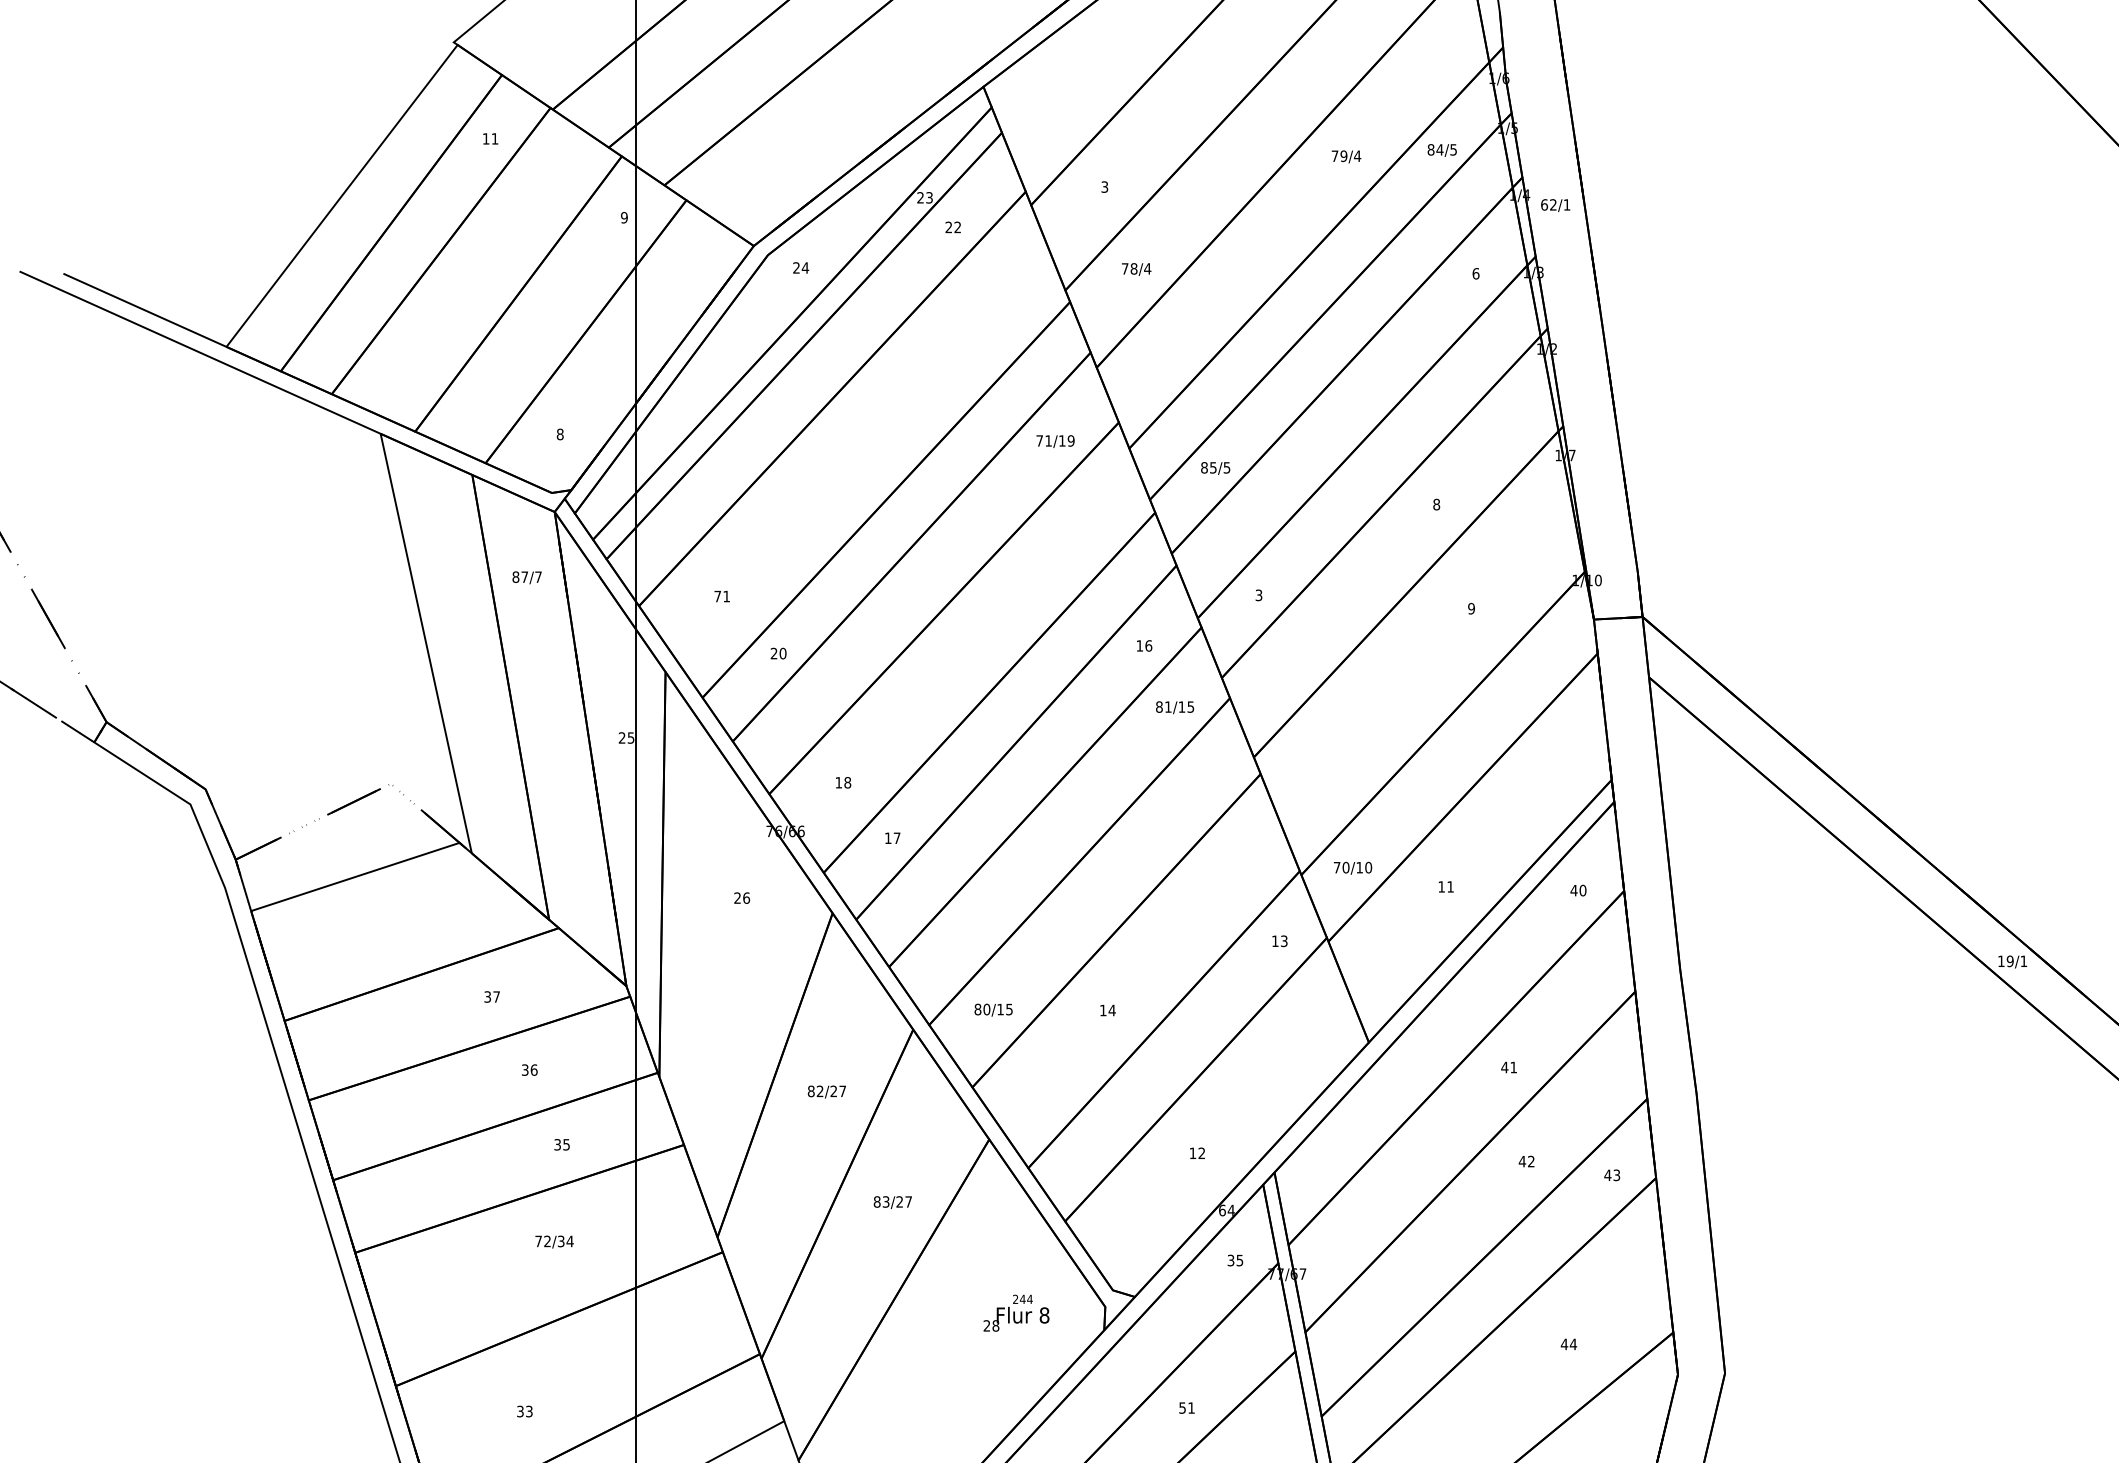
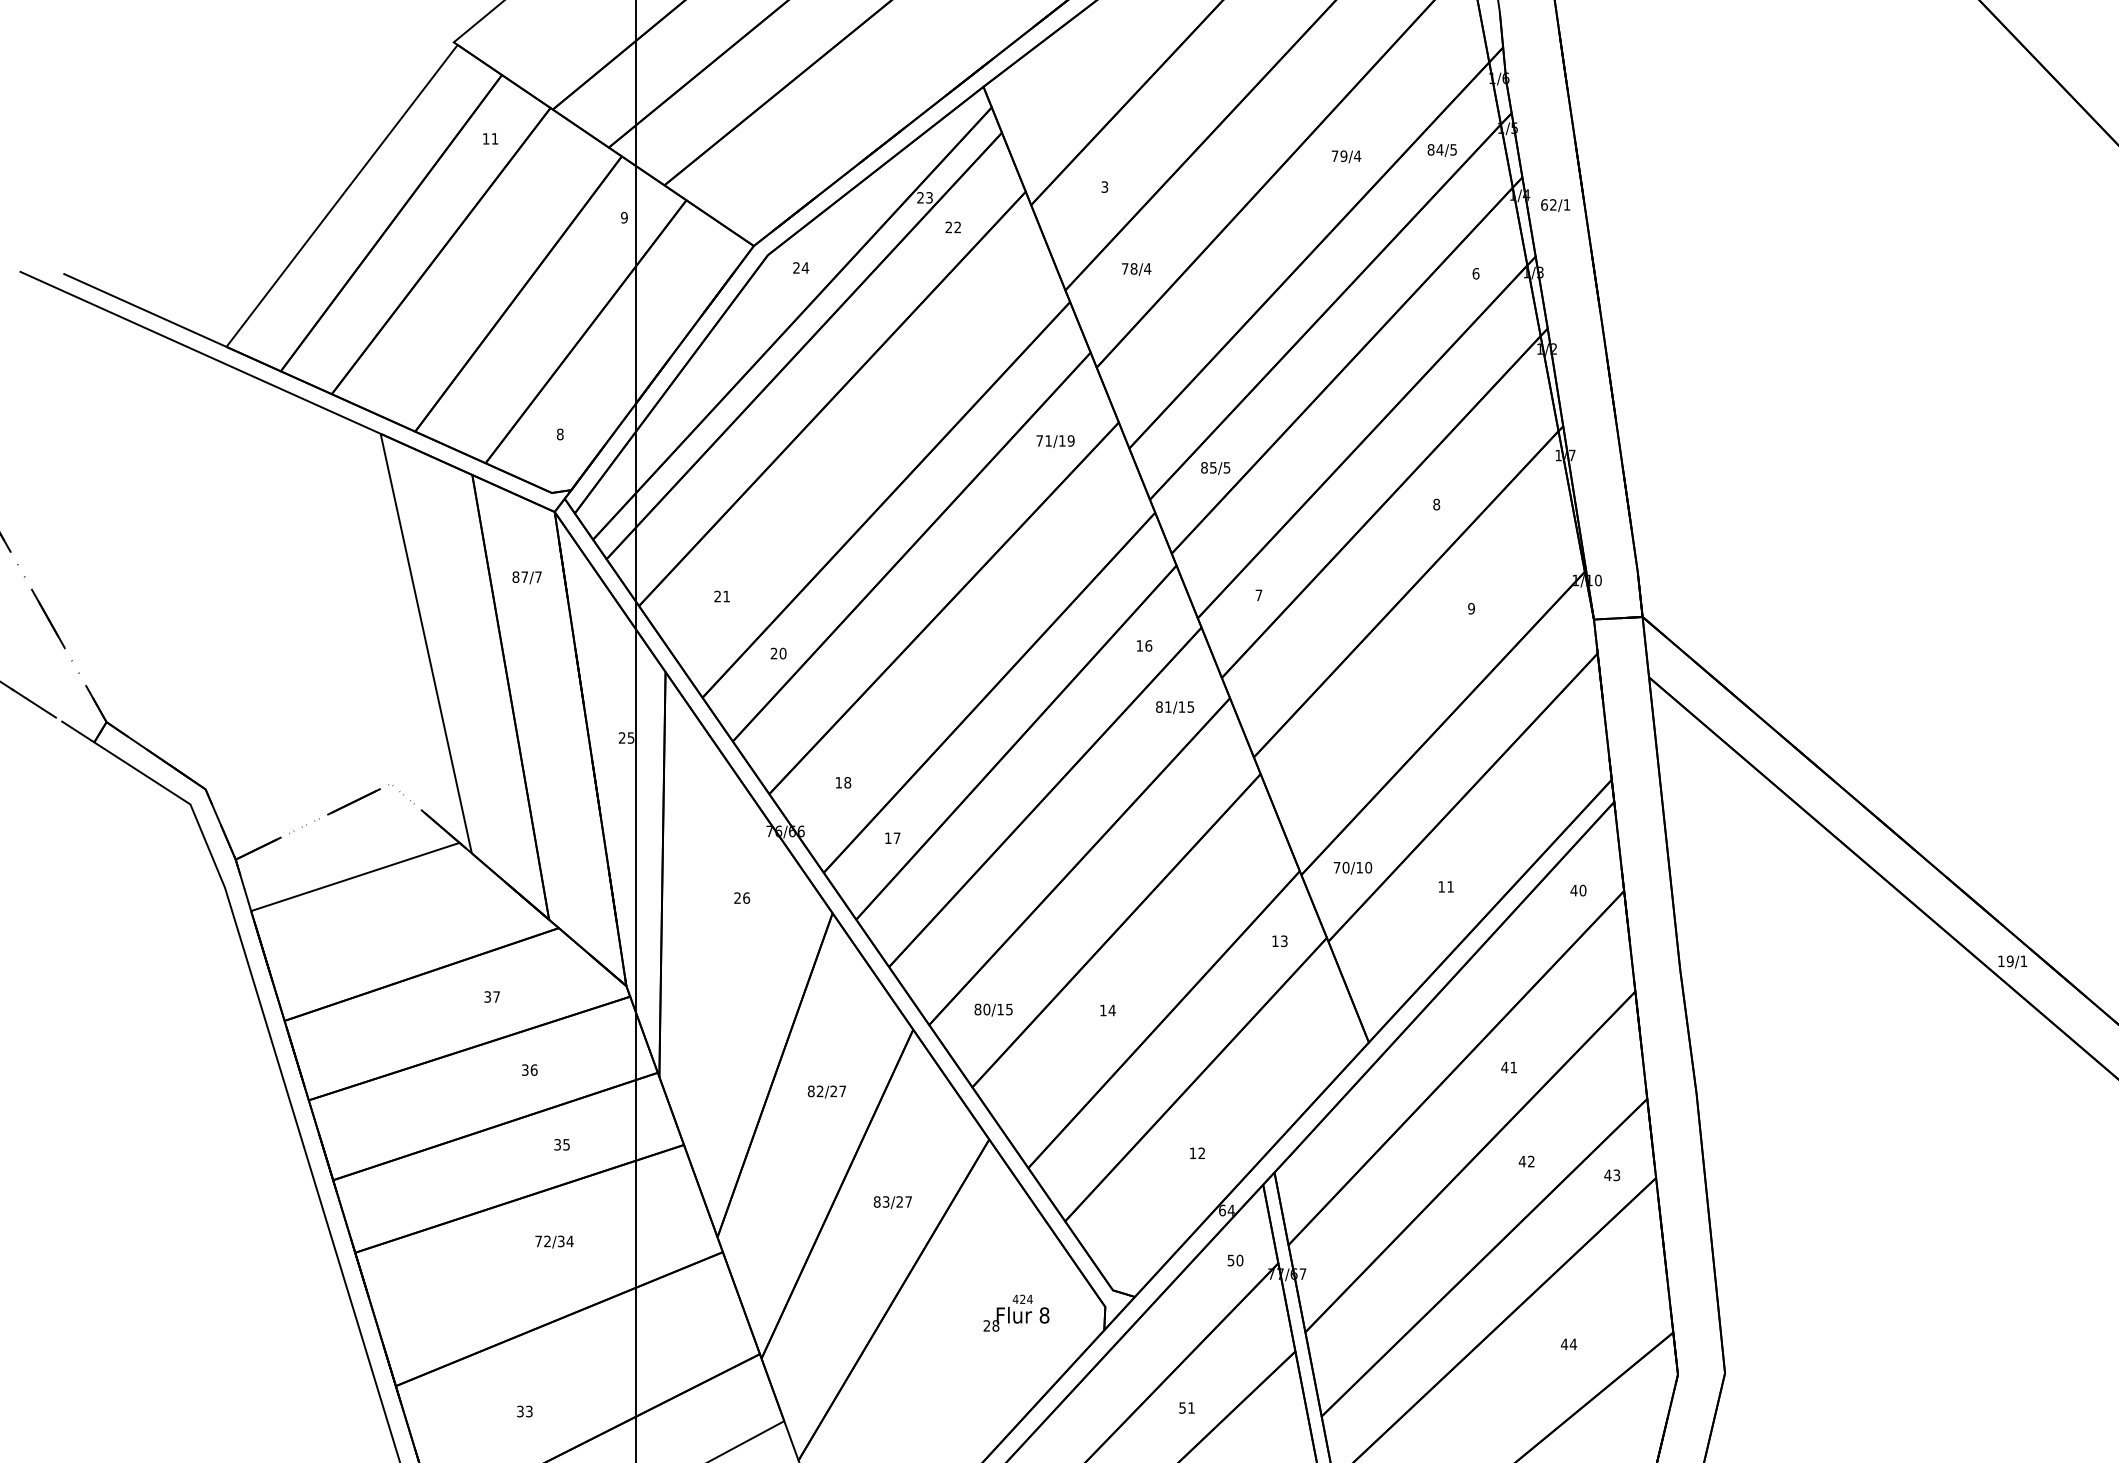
text: 3 -> 7 (1258, 595)
text: 71 -> 21 (717, 596)
text: 35 -> 50 (1235, 1260)
text: 244 -> 424 (1018, 1298)
